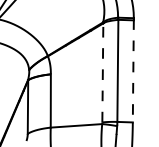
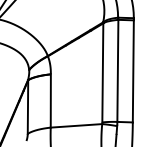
line: dashed -> solid (133, 70)
line: dashed -> solid (102, 72)
